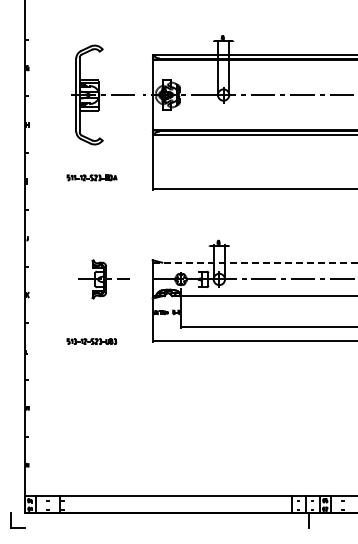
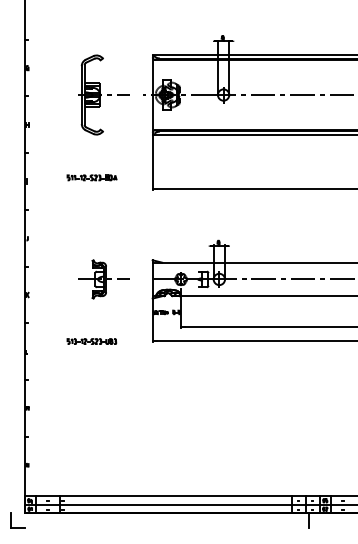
part size: 64x102 px -> 52x82 px (103, 94)
line: dashed -> solid (255, 262)
line: none -> present (189, 504)
